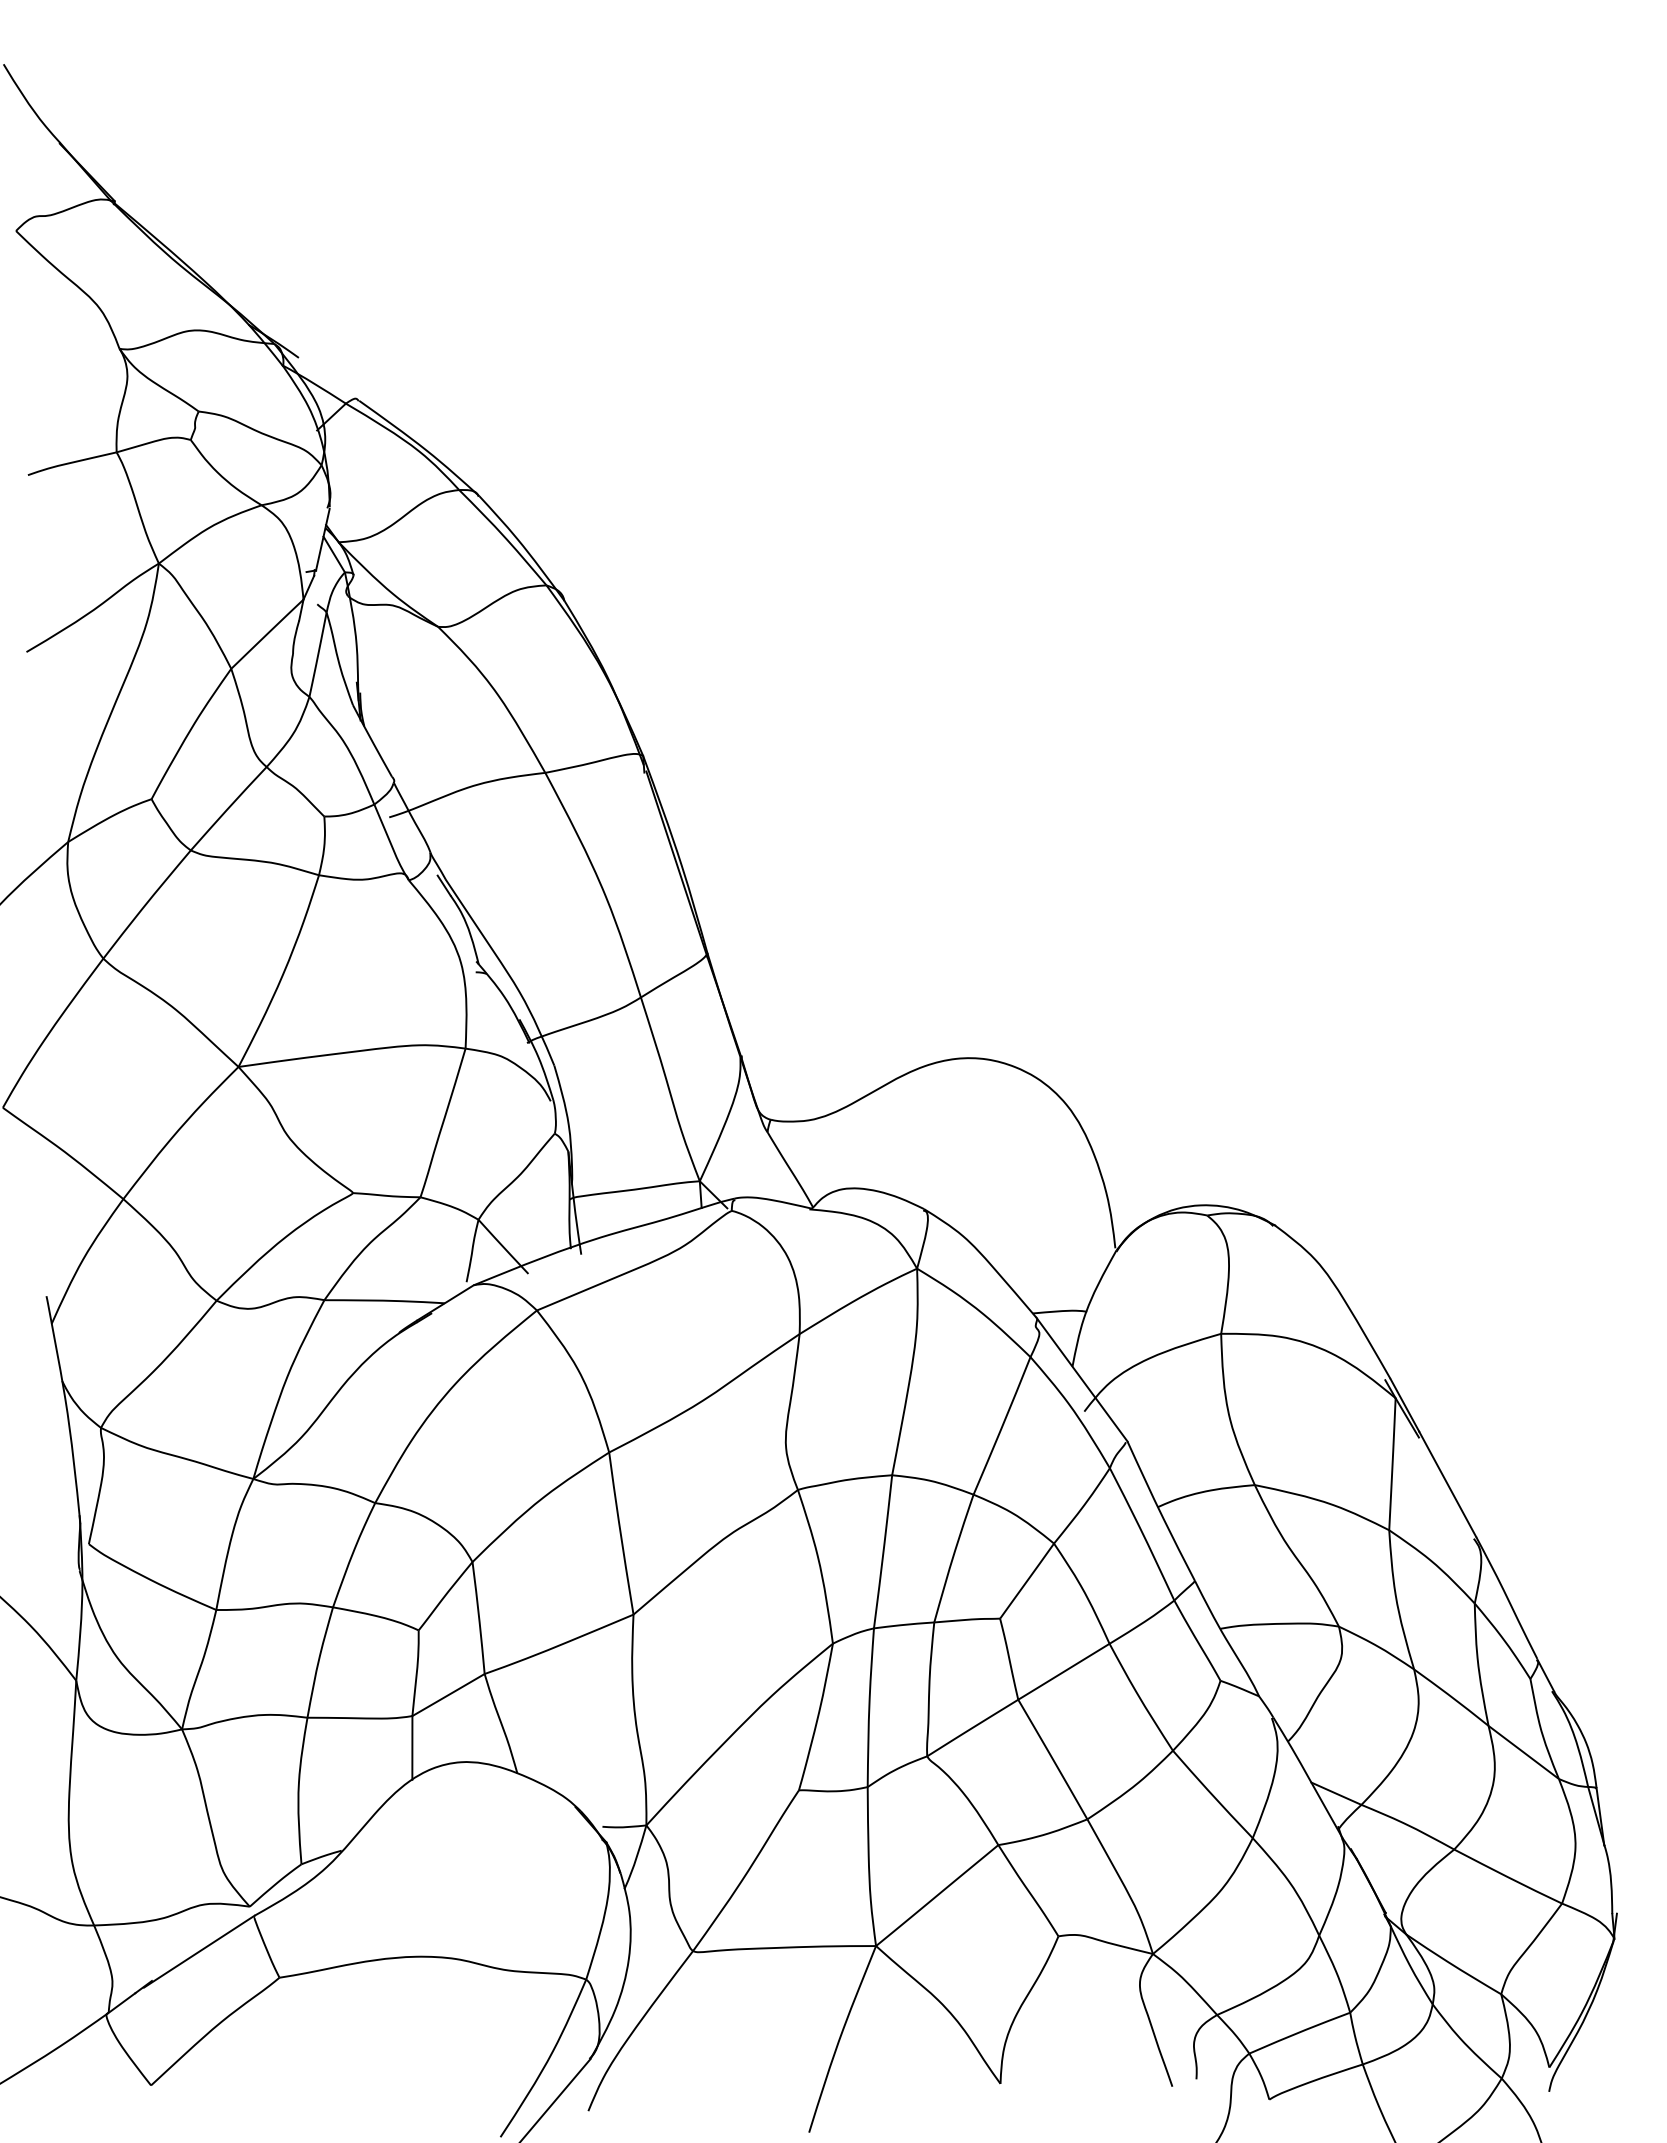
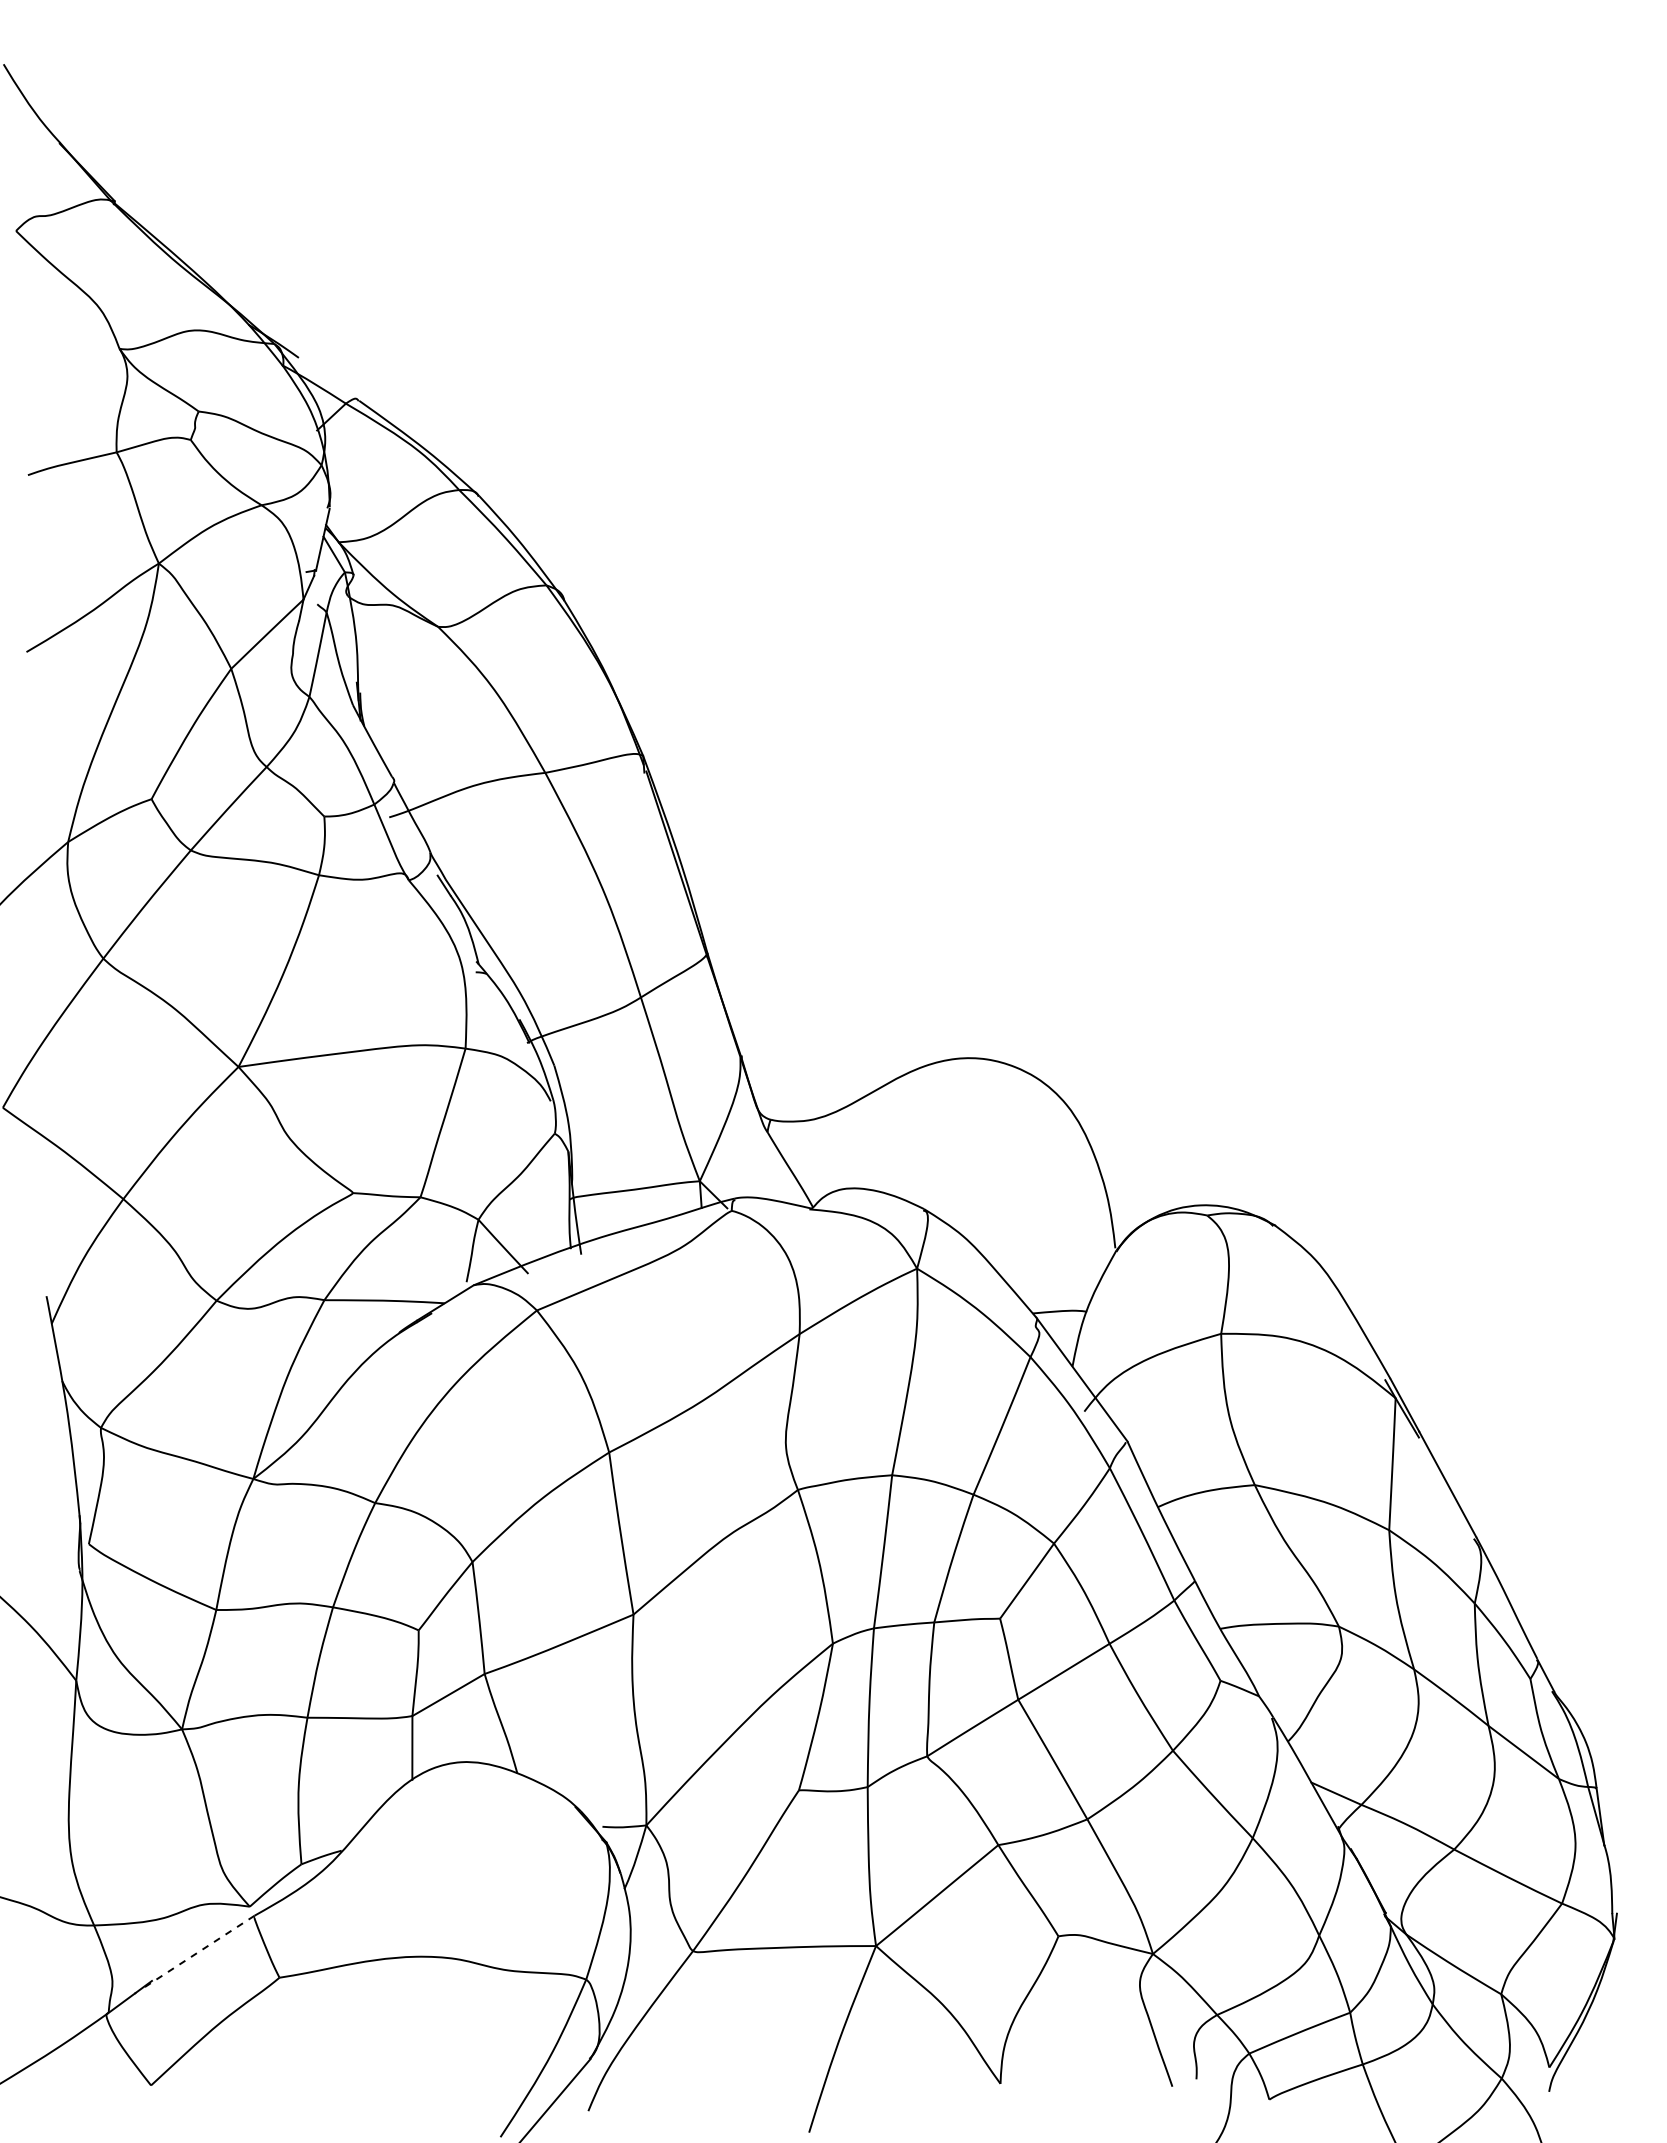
line: solid -> dashed (199, 1951)
